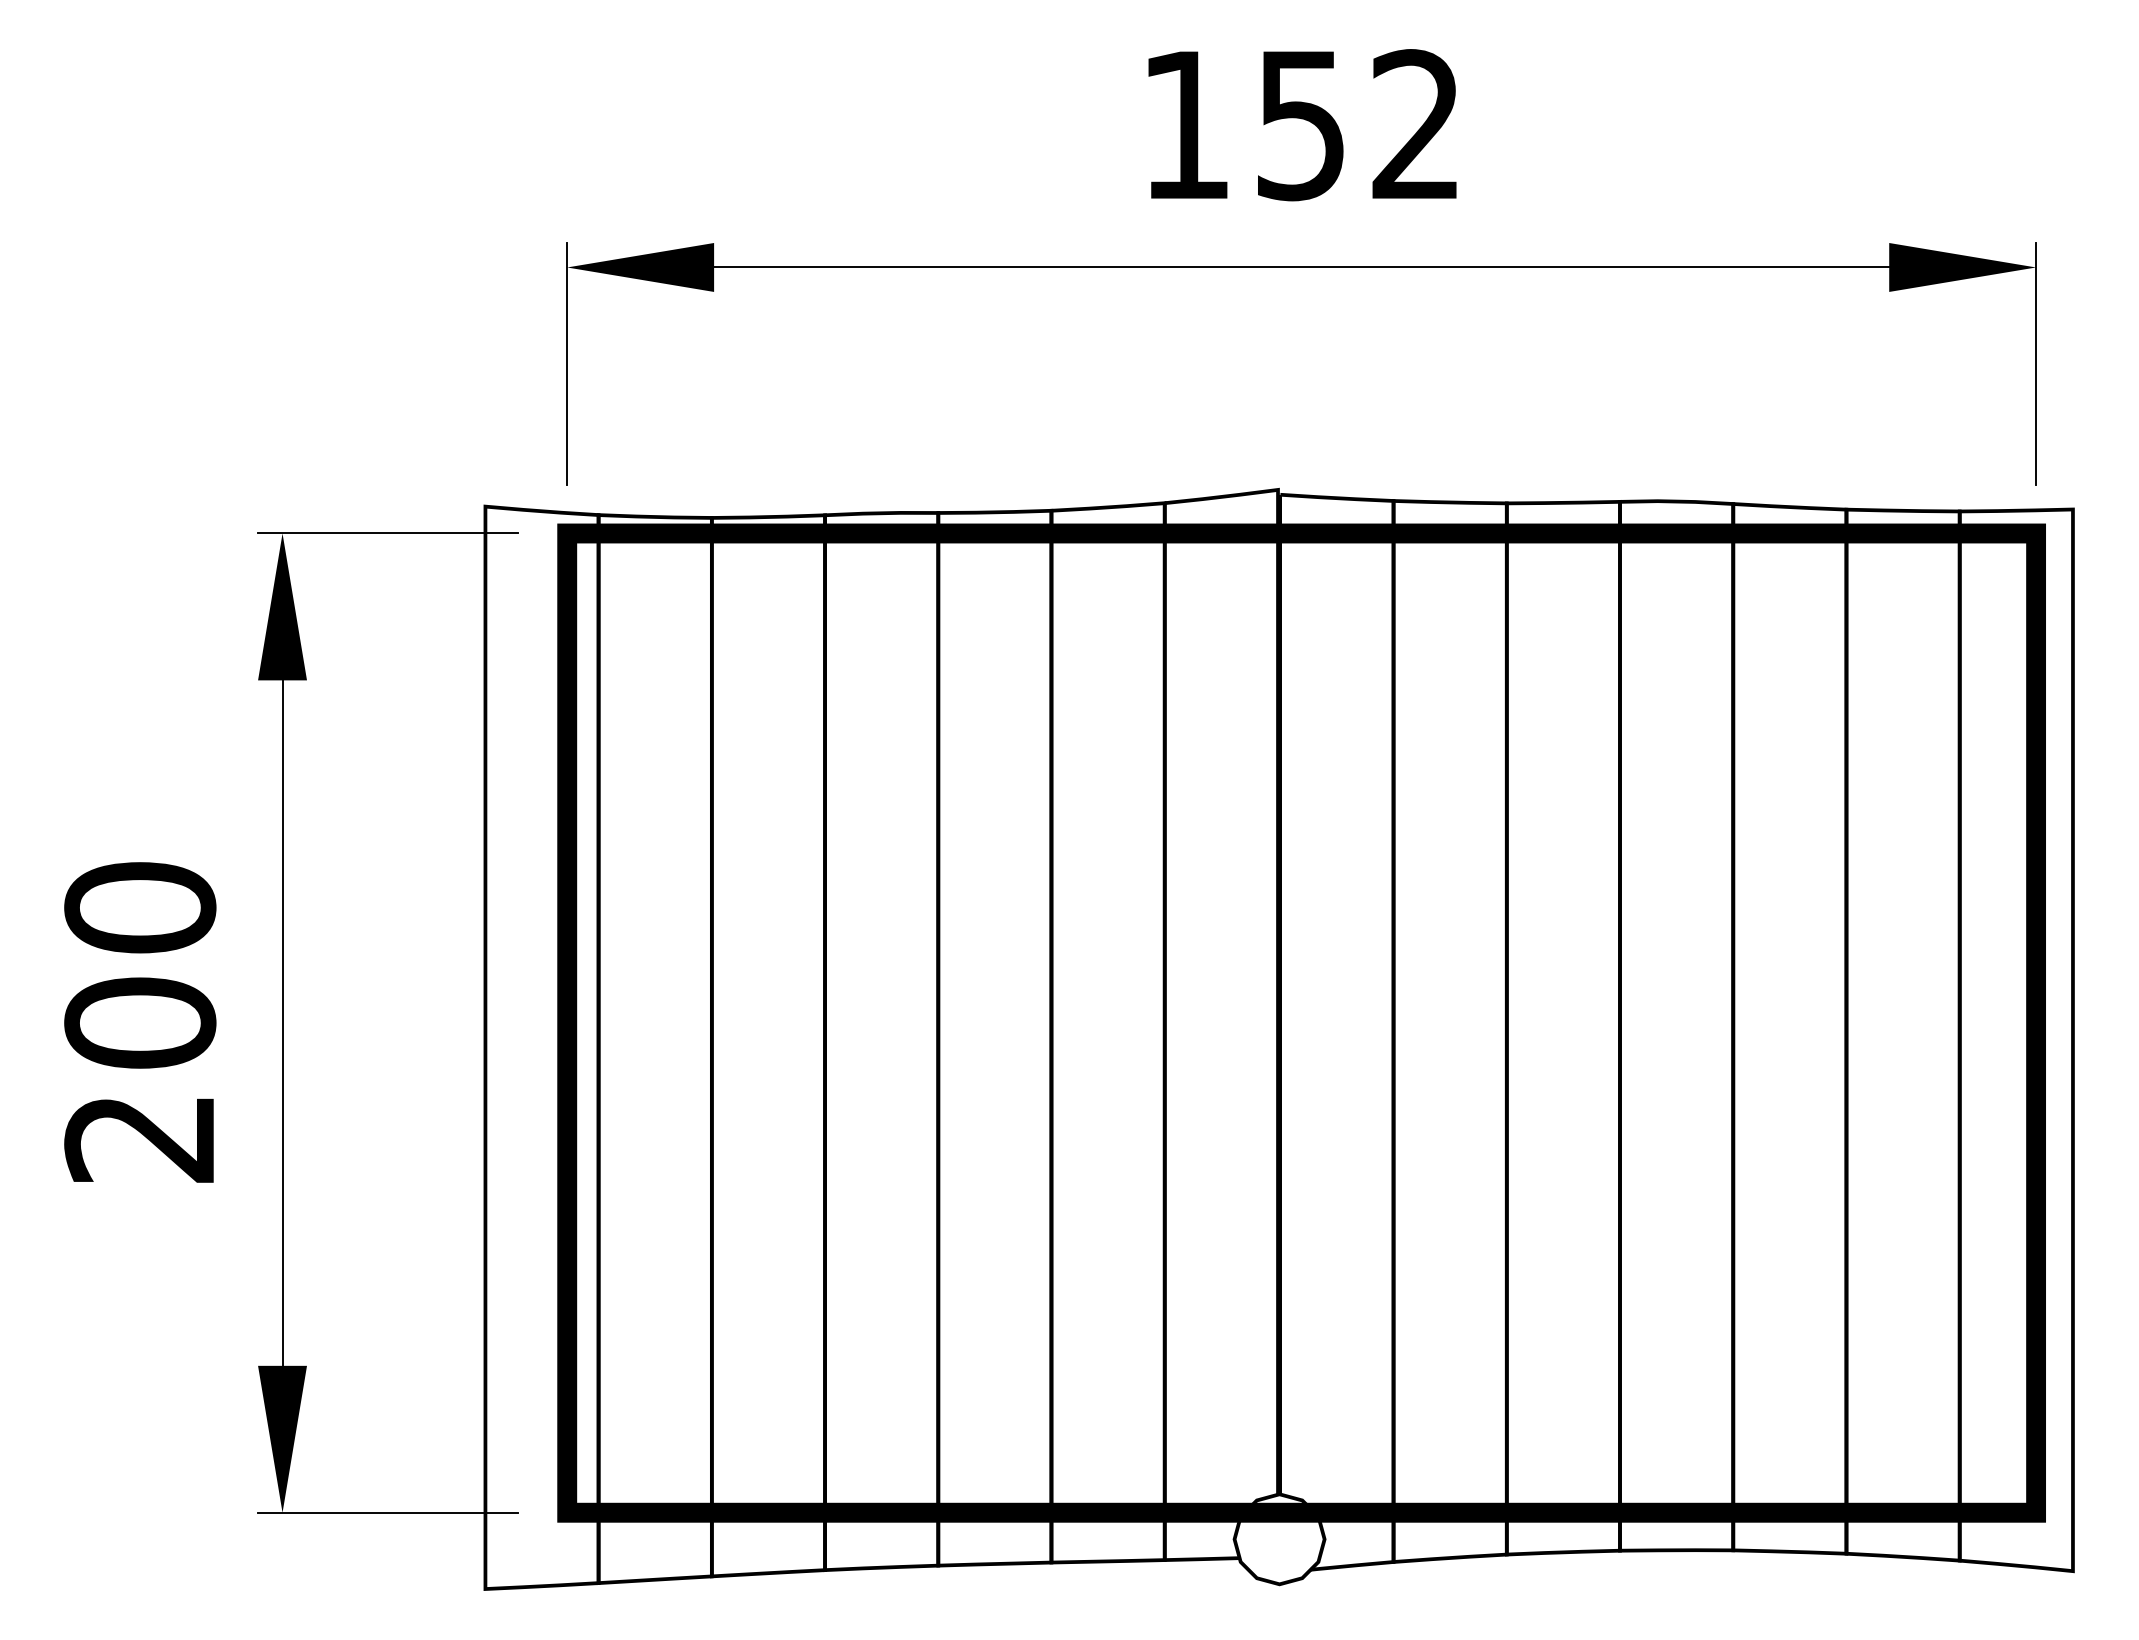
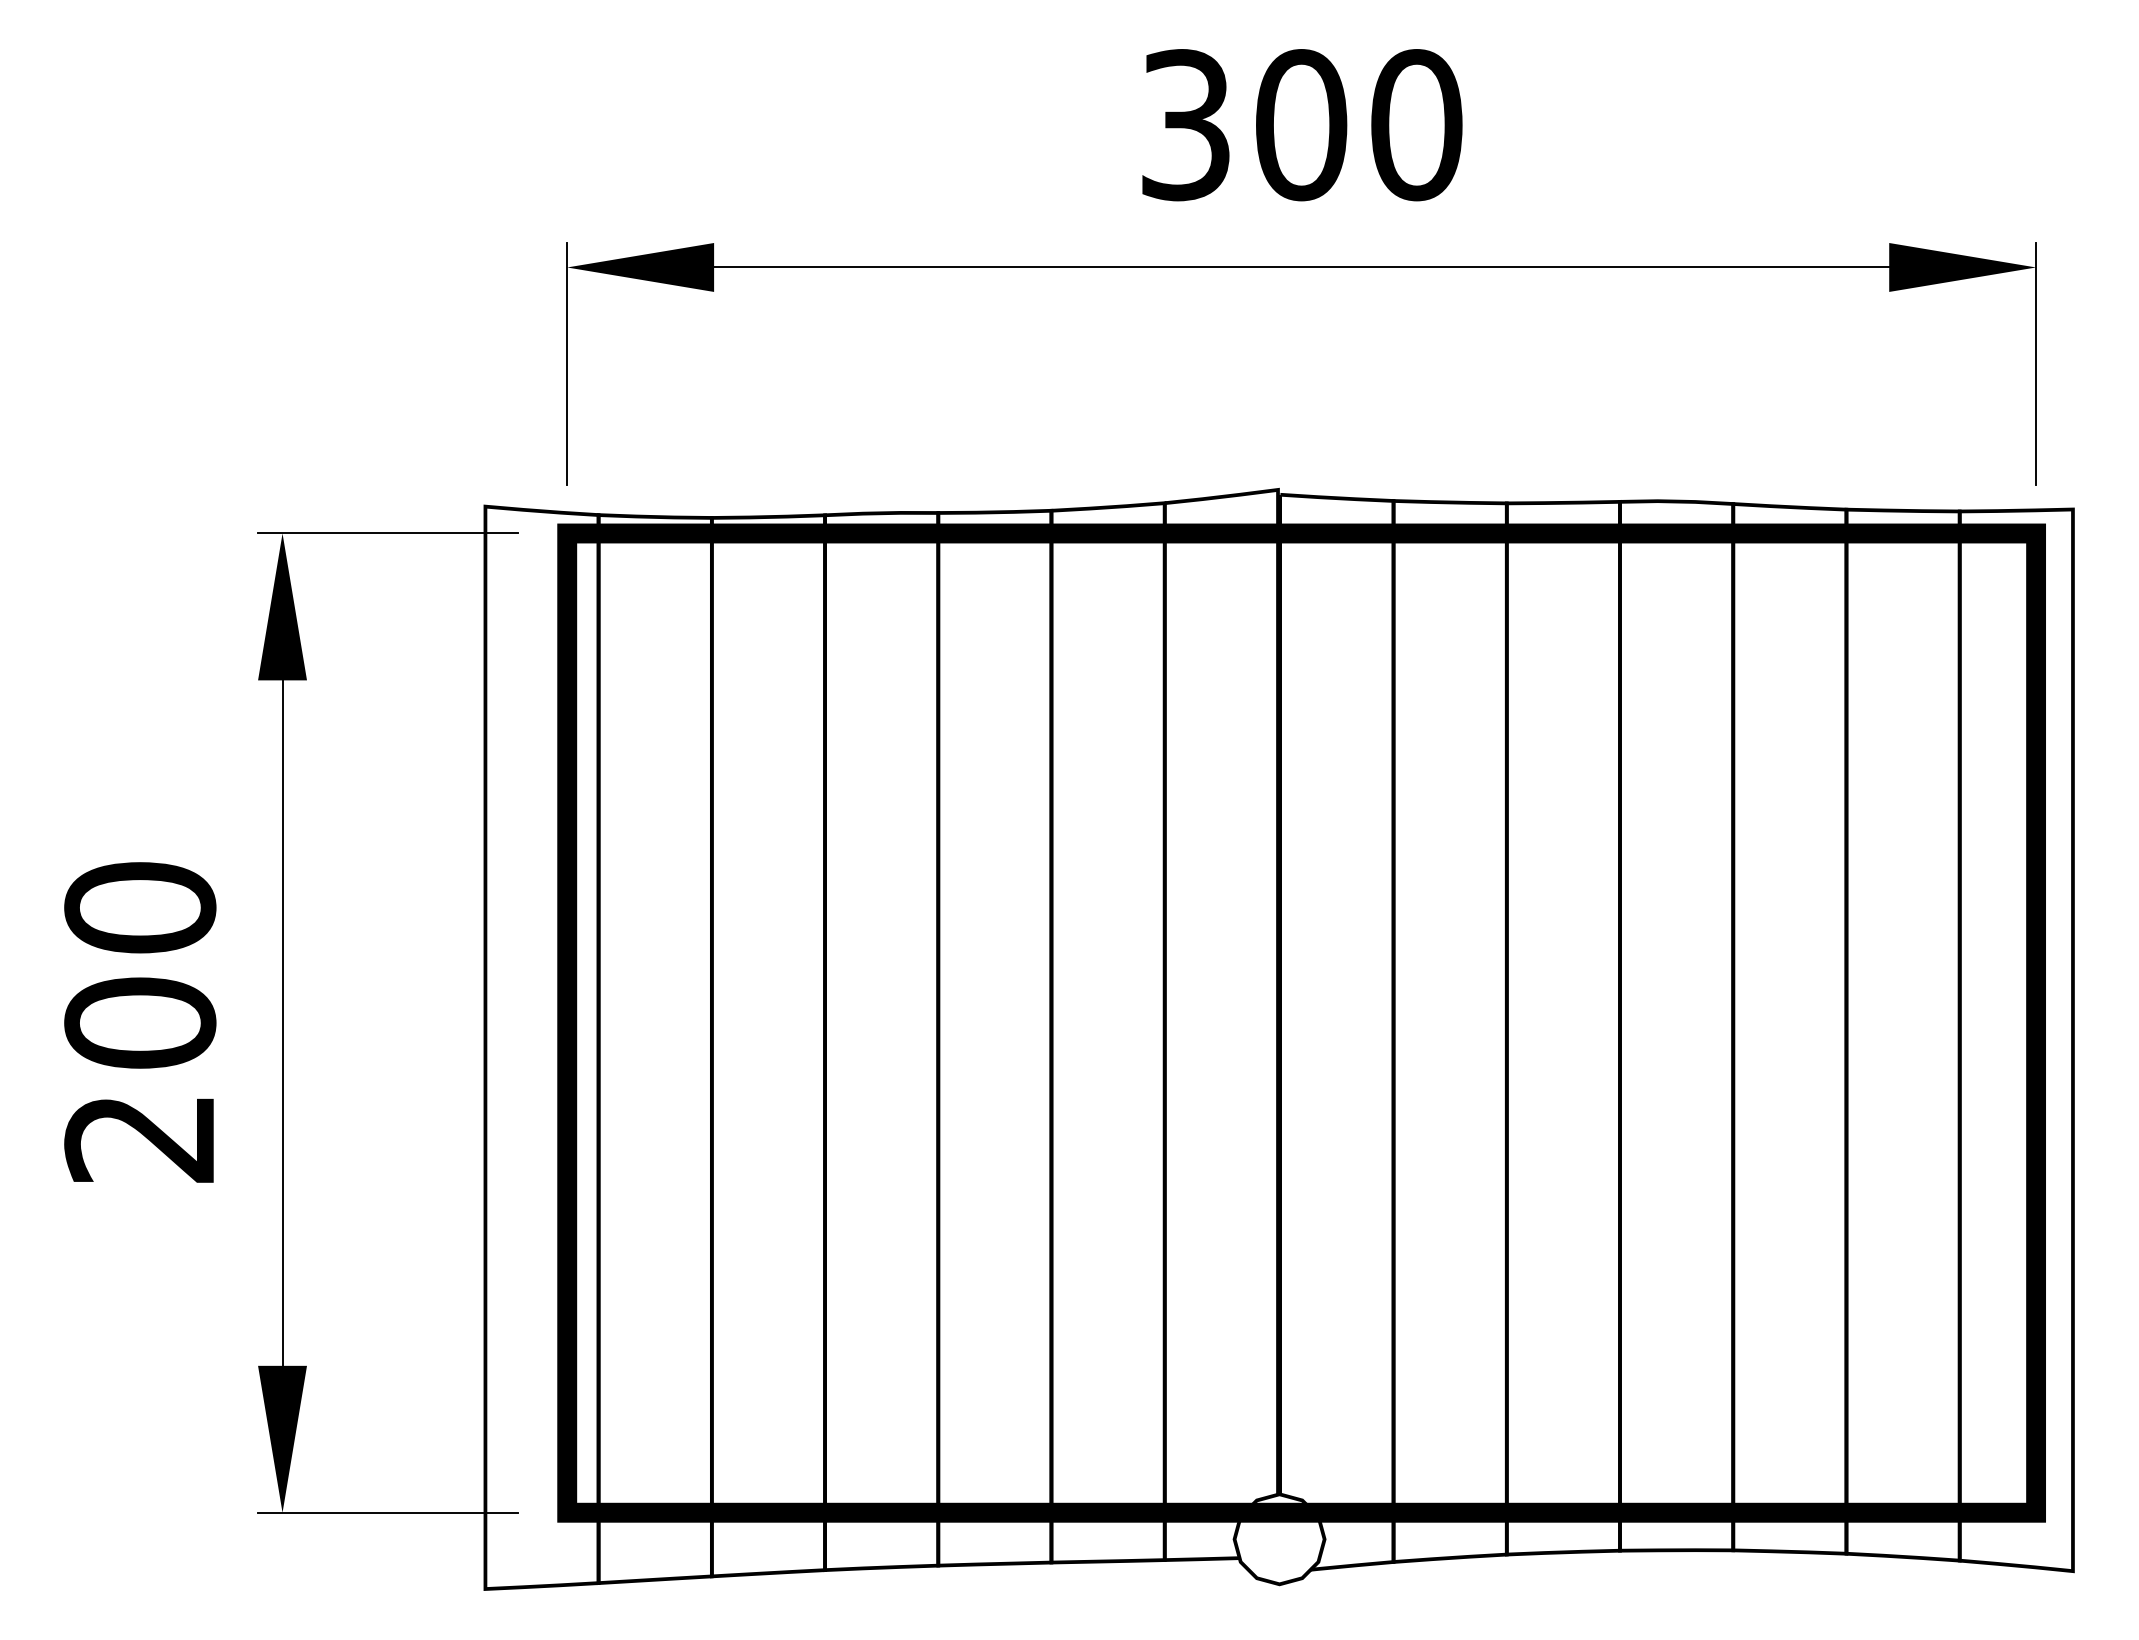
text: 152 -> 300 (1302, 125)
